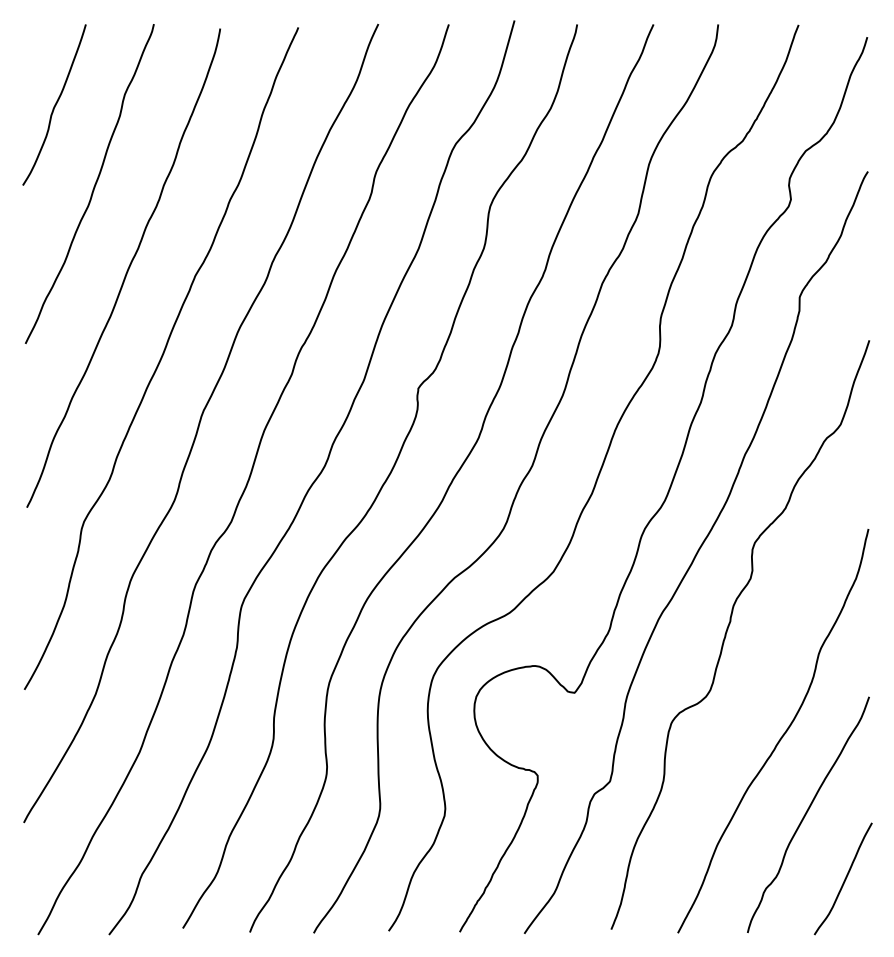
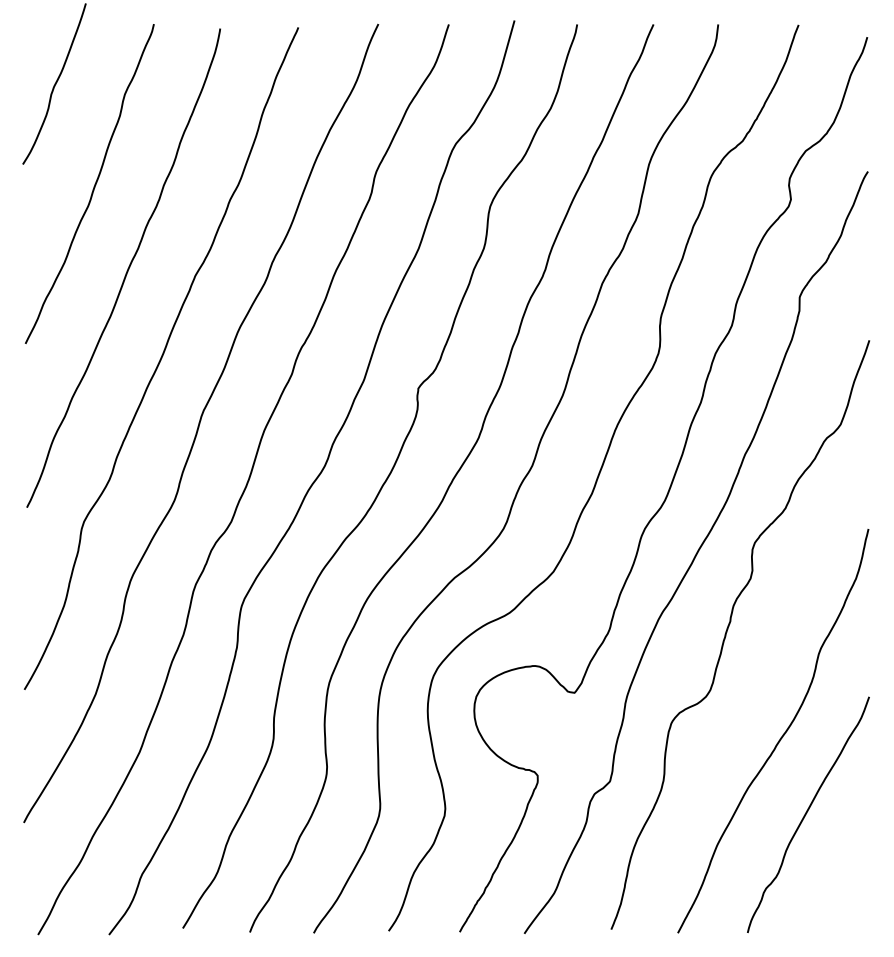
curve position: (54, 104) -> (54, 83) (54, 83)
curve: present -> none (844, 878)
